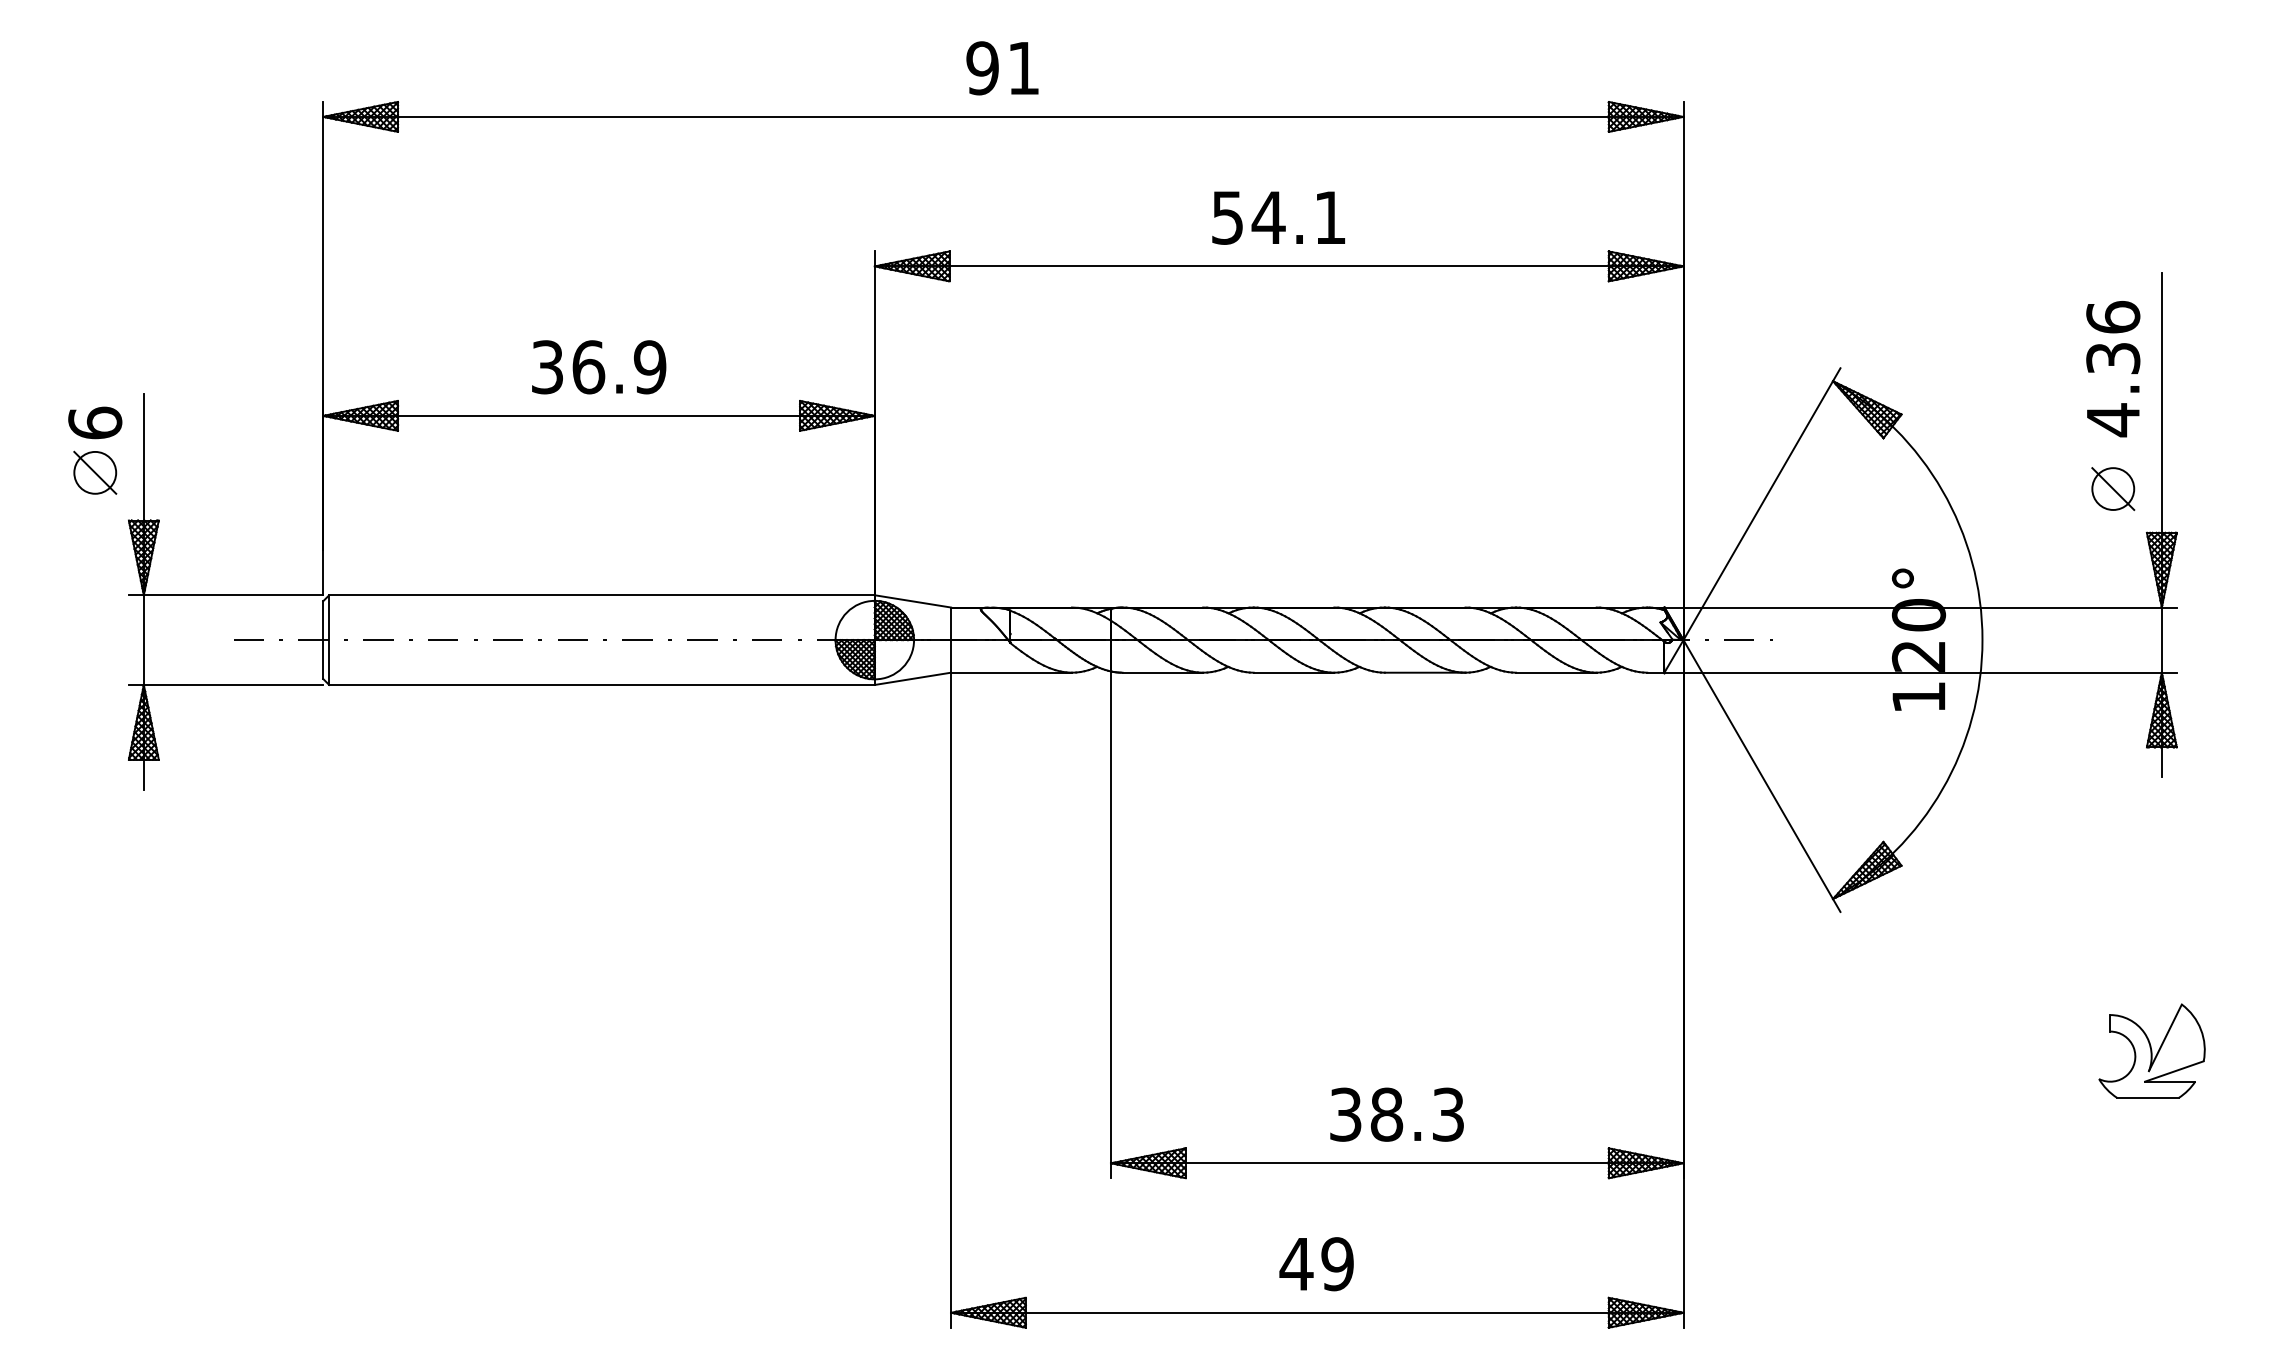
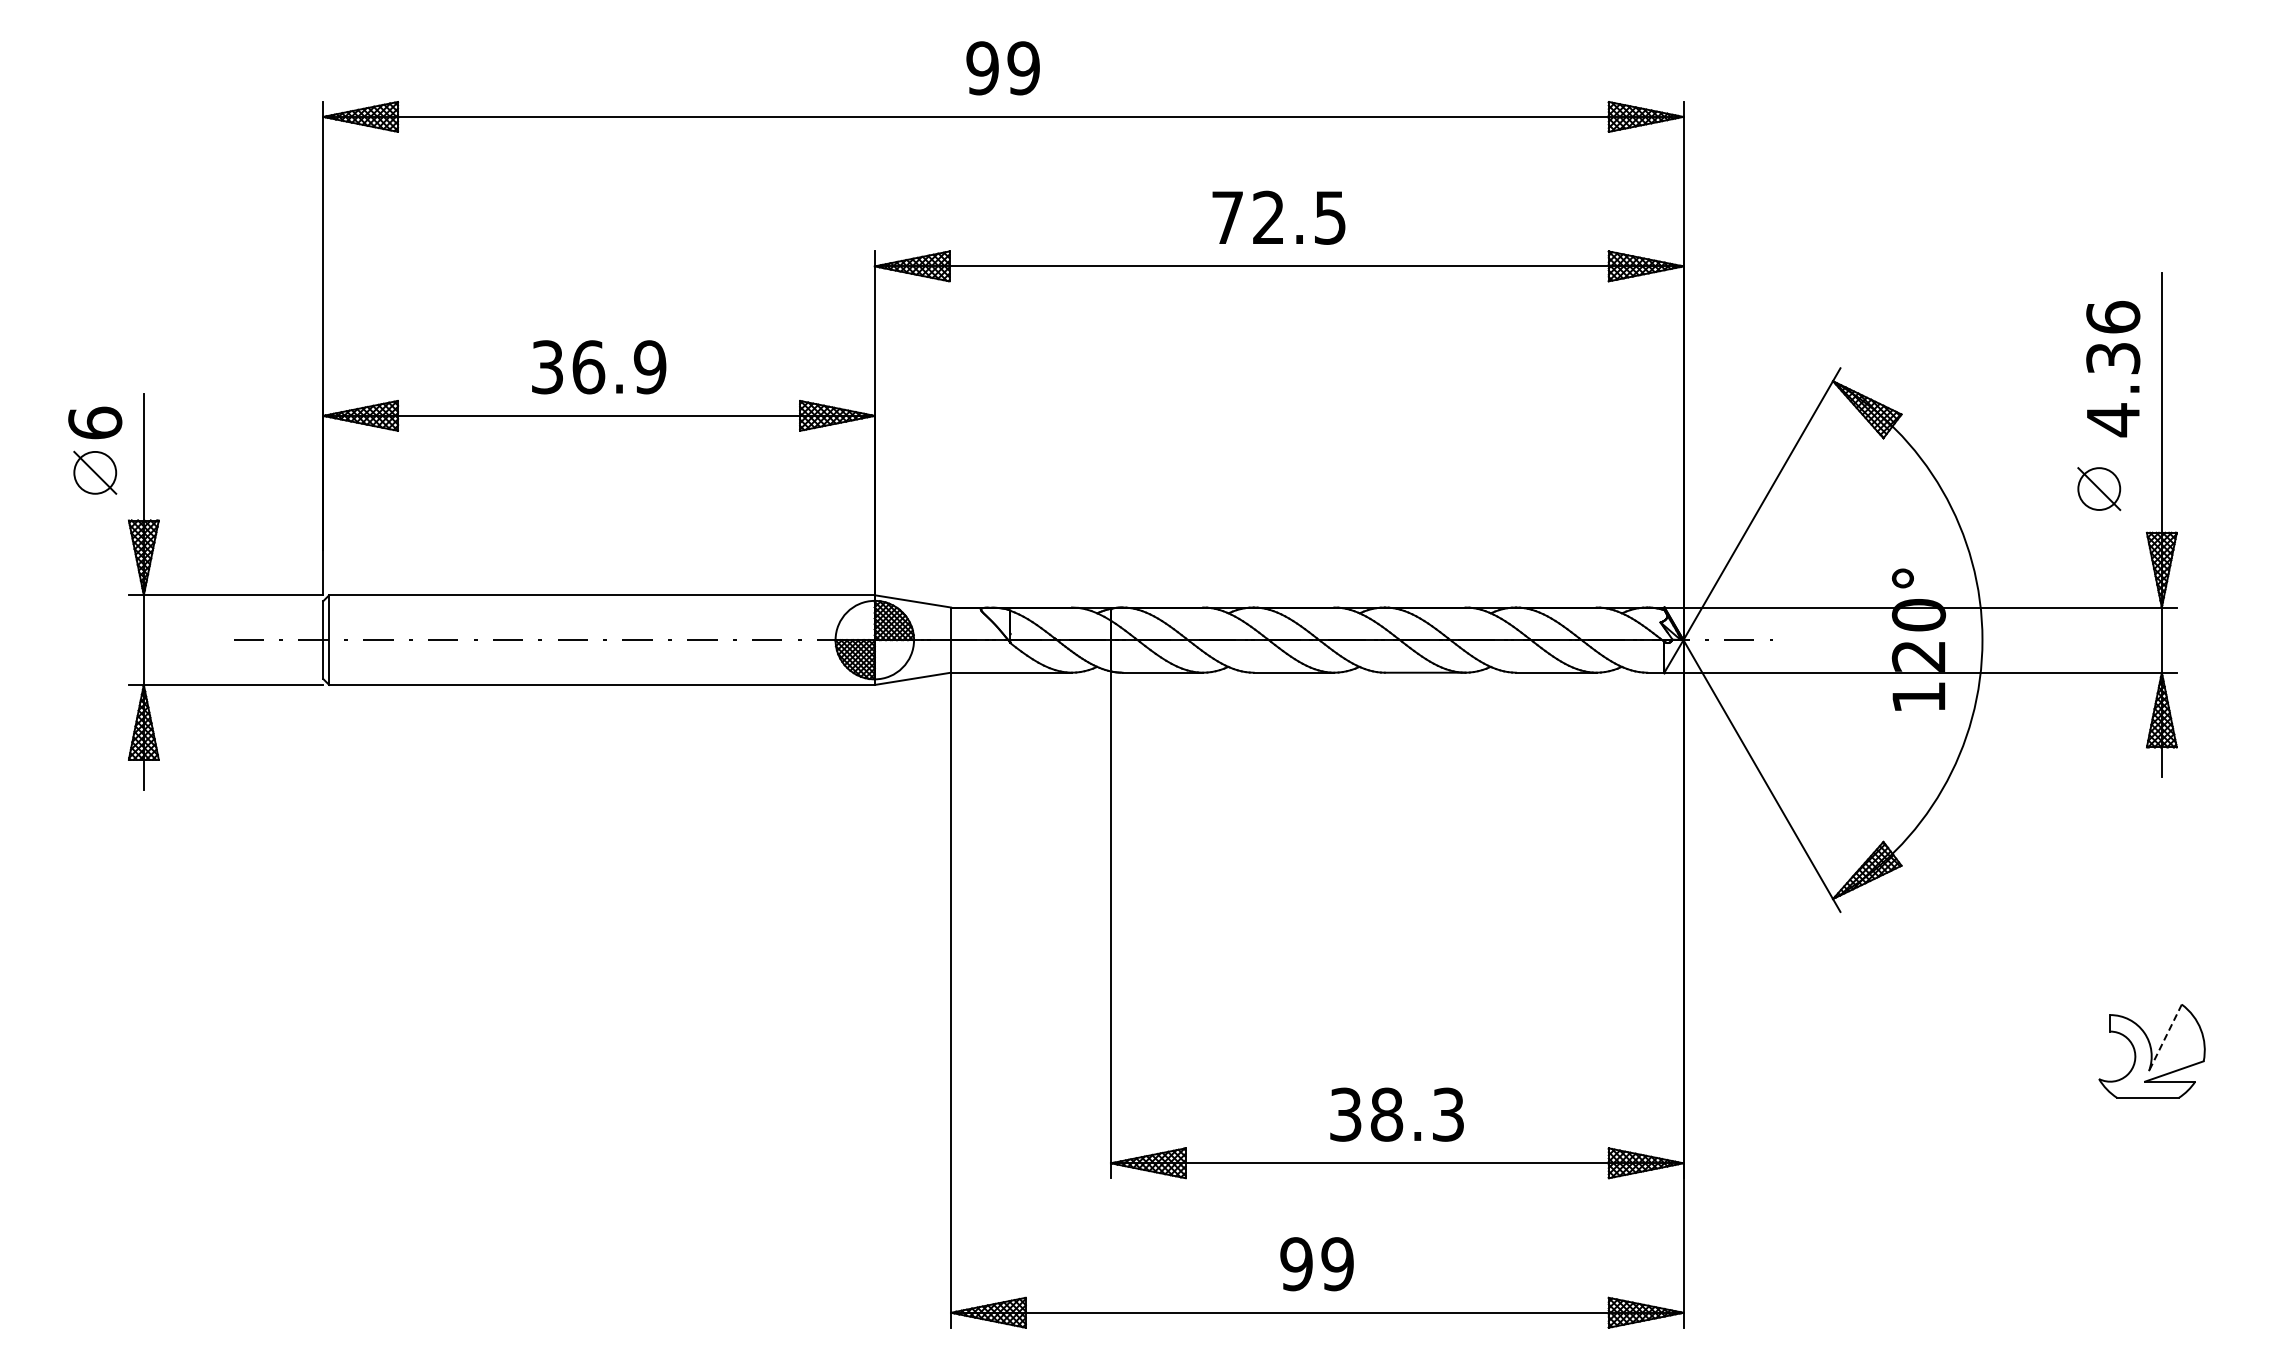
text: 91 -> 99 (1023, 68)
text: 54.1 -> 72.5 (1278, 217)
part position: (2113, 488) -> (2099, 488) (2099, 488)
line: solid -> dashed (2165, 1038)
text: 49 -> 99 (1296, 1264)
